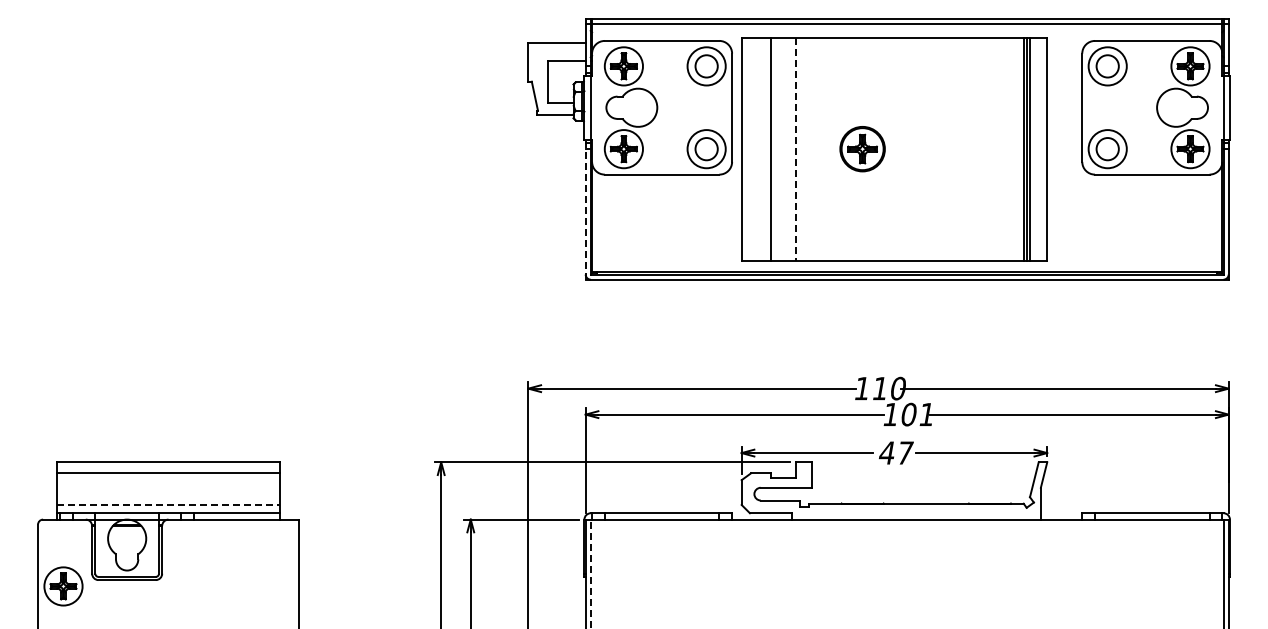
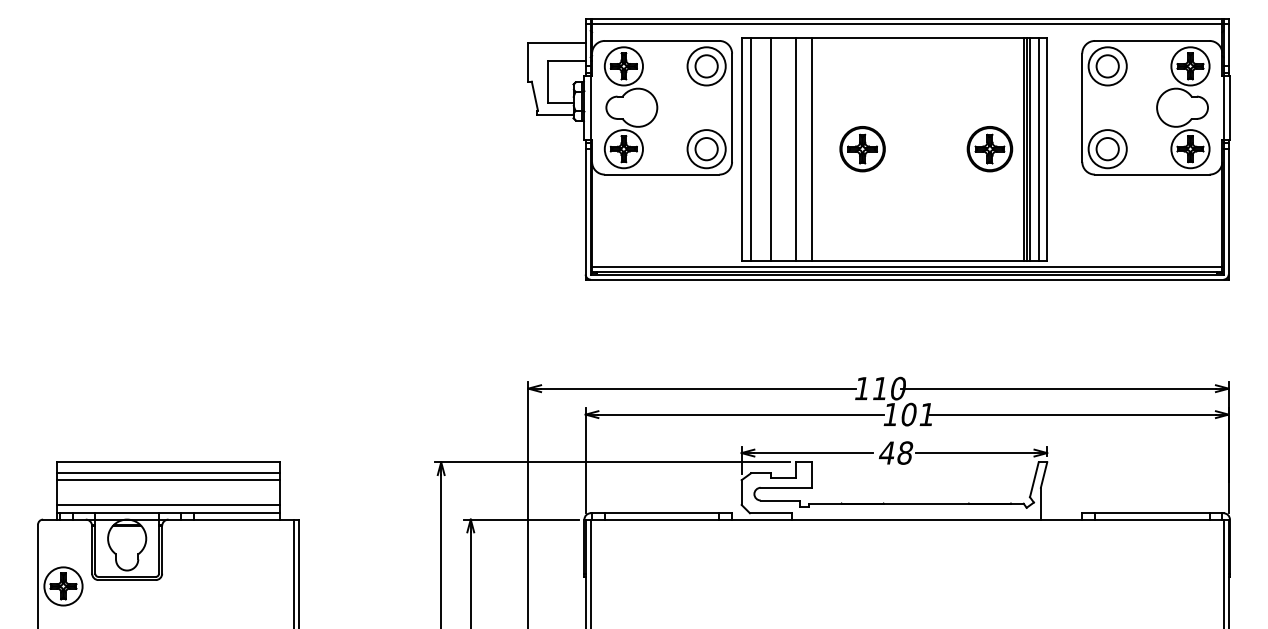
line: none -> present (751, 148)
line: none -> present (811, 148)
line: none -> present (1038, 148)
line: dashed -> solid (796, 149)
part: none -> present (989, 149)
line: dashed -> solid (585, 209)
line: none -> present (907, 266)
text: 47 -> 48 (905, 452)
line: none -> present (168, 480)
line: dashed -> solid (169, 504)
line: none -> present (293, 572)
line: dashed -> solid (590, 573)
